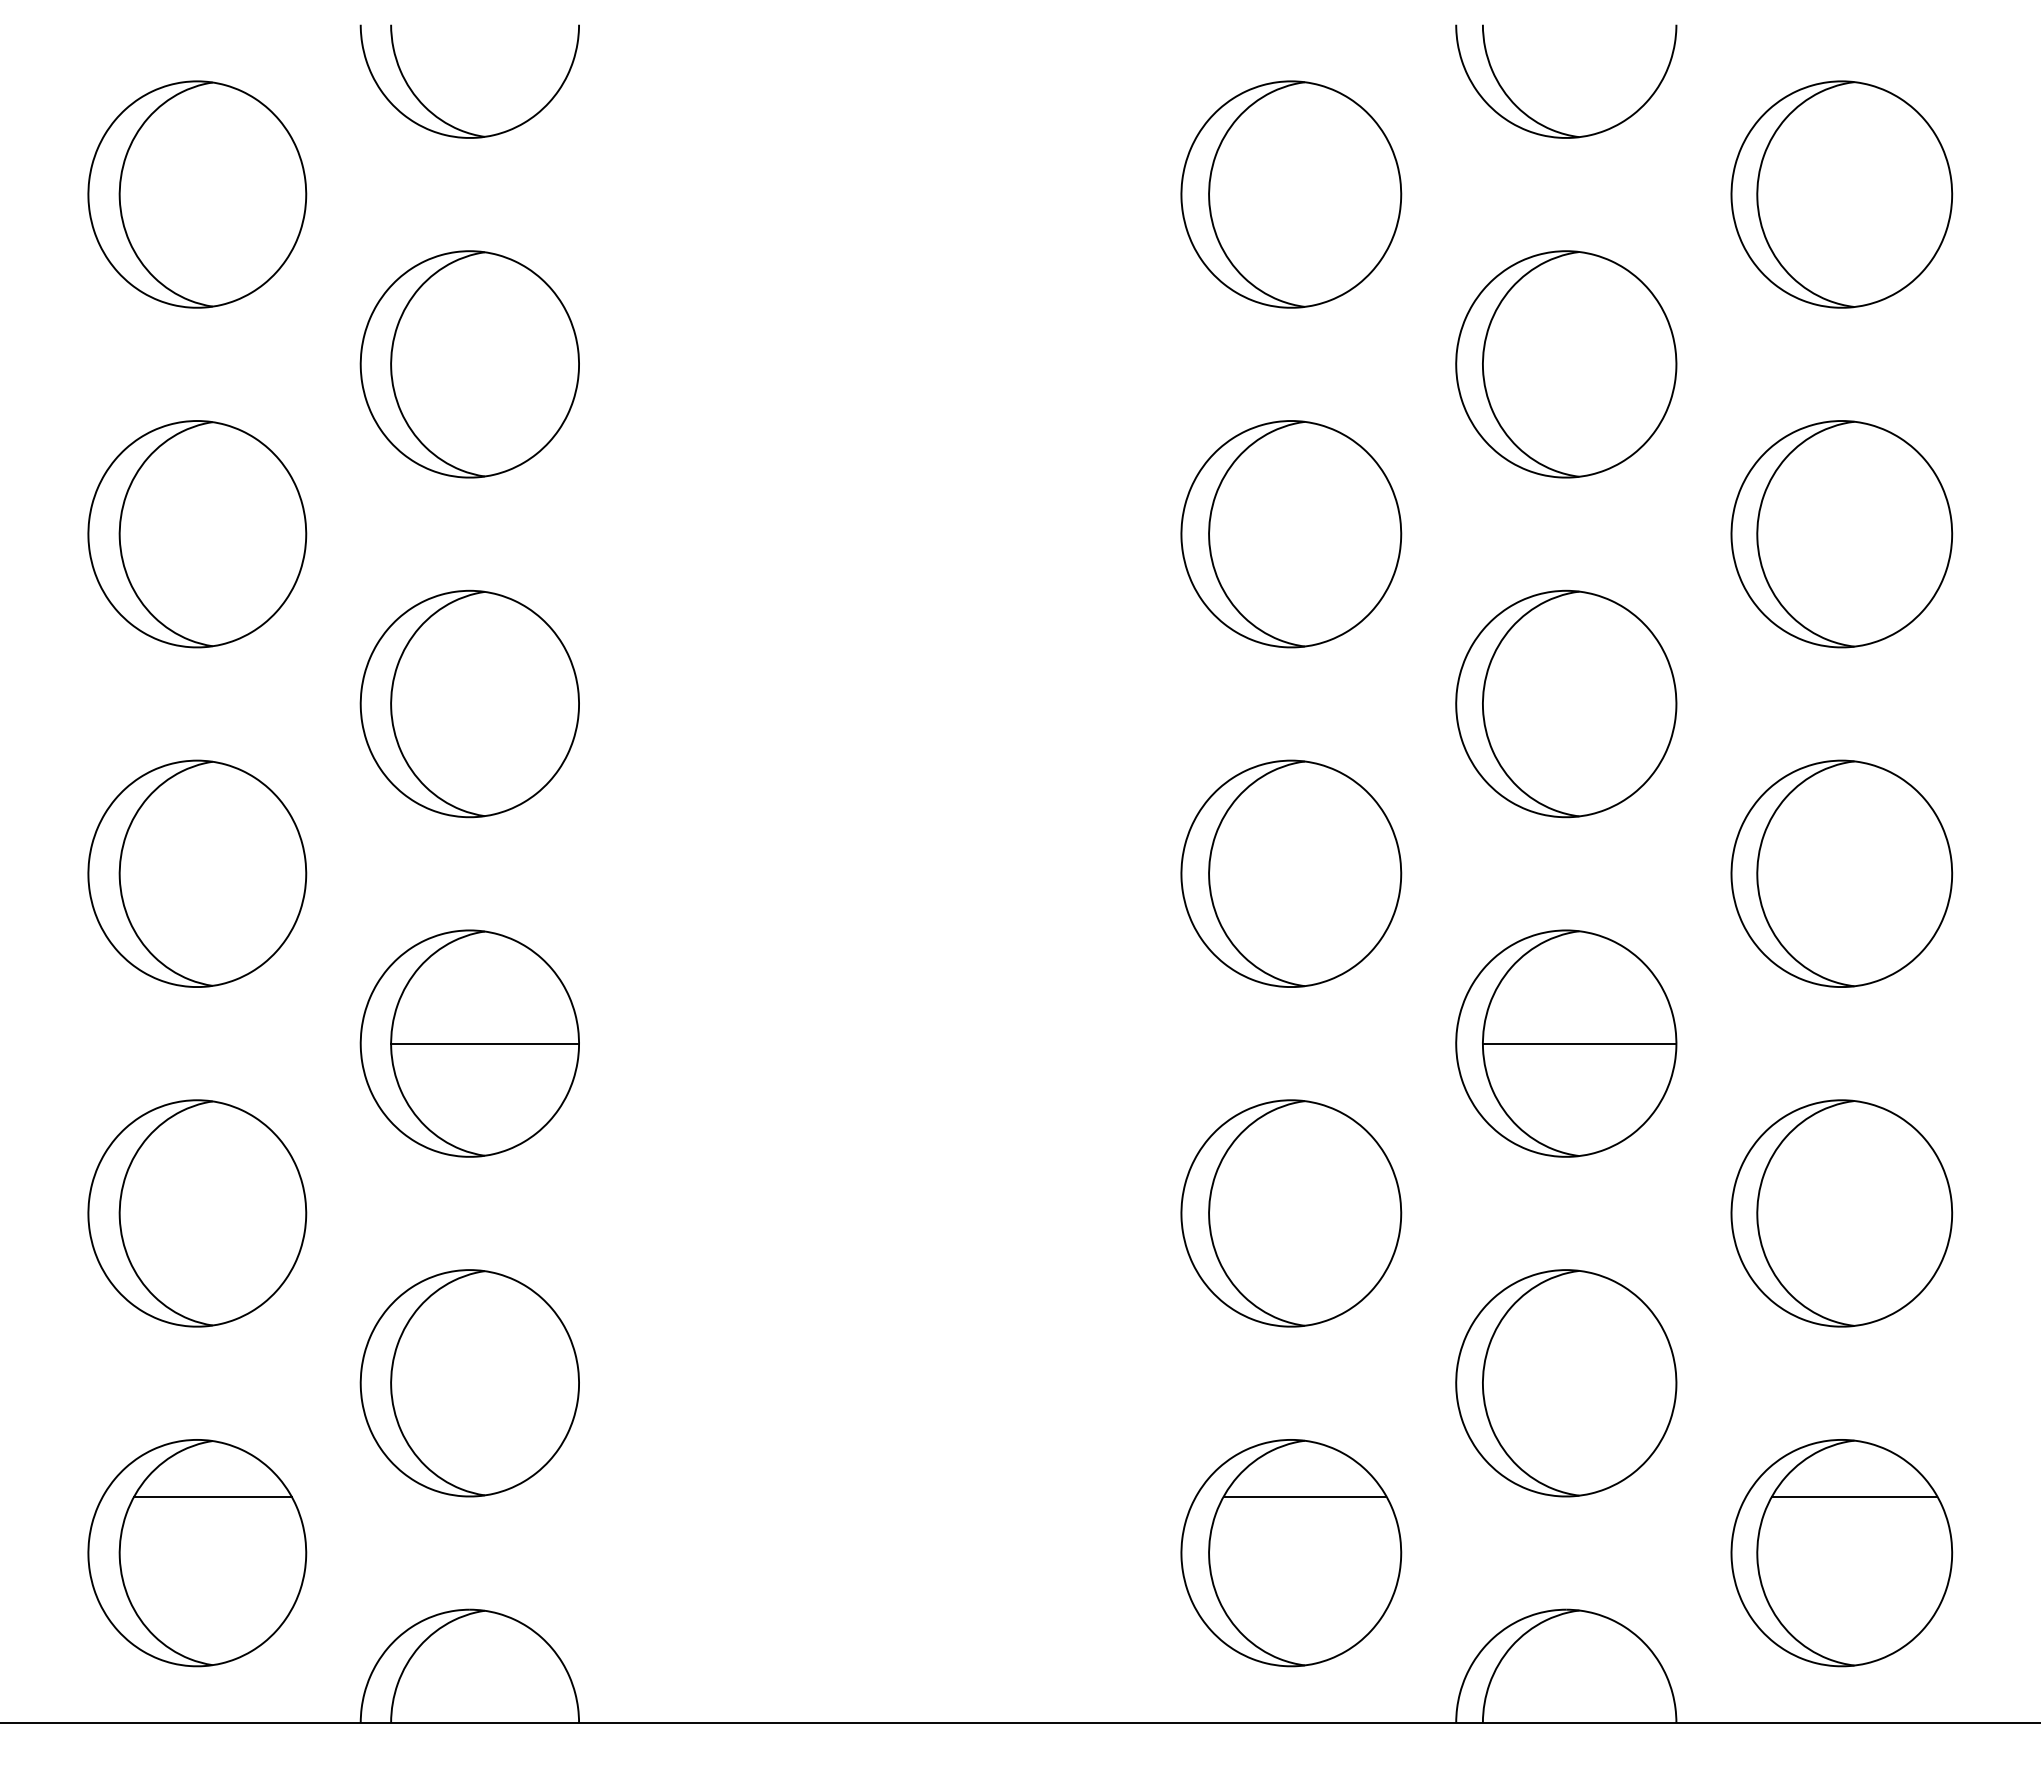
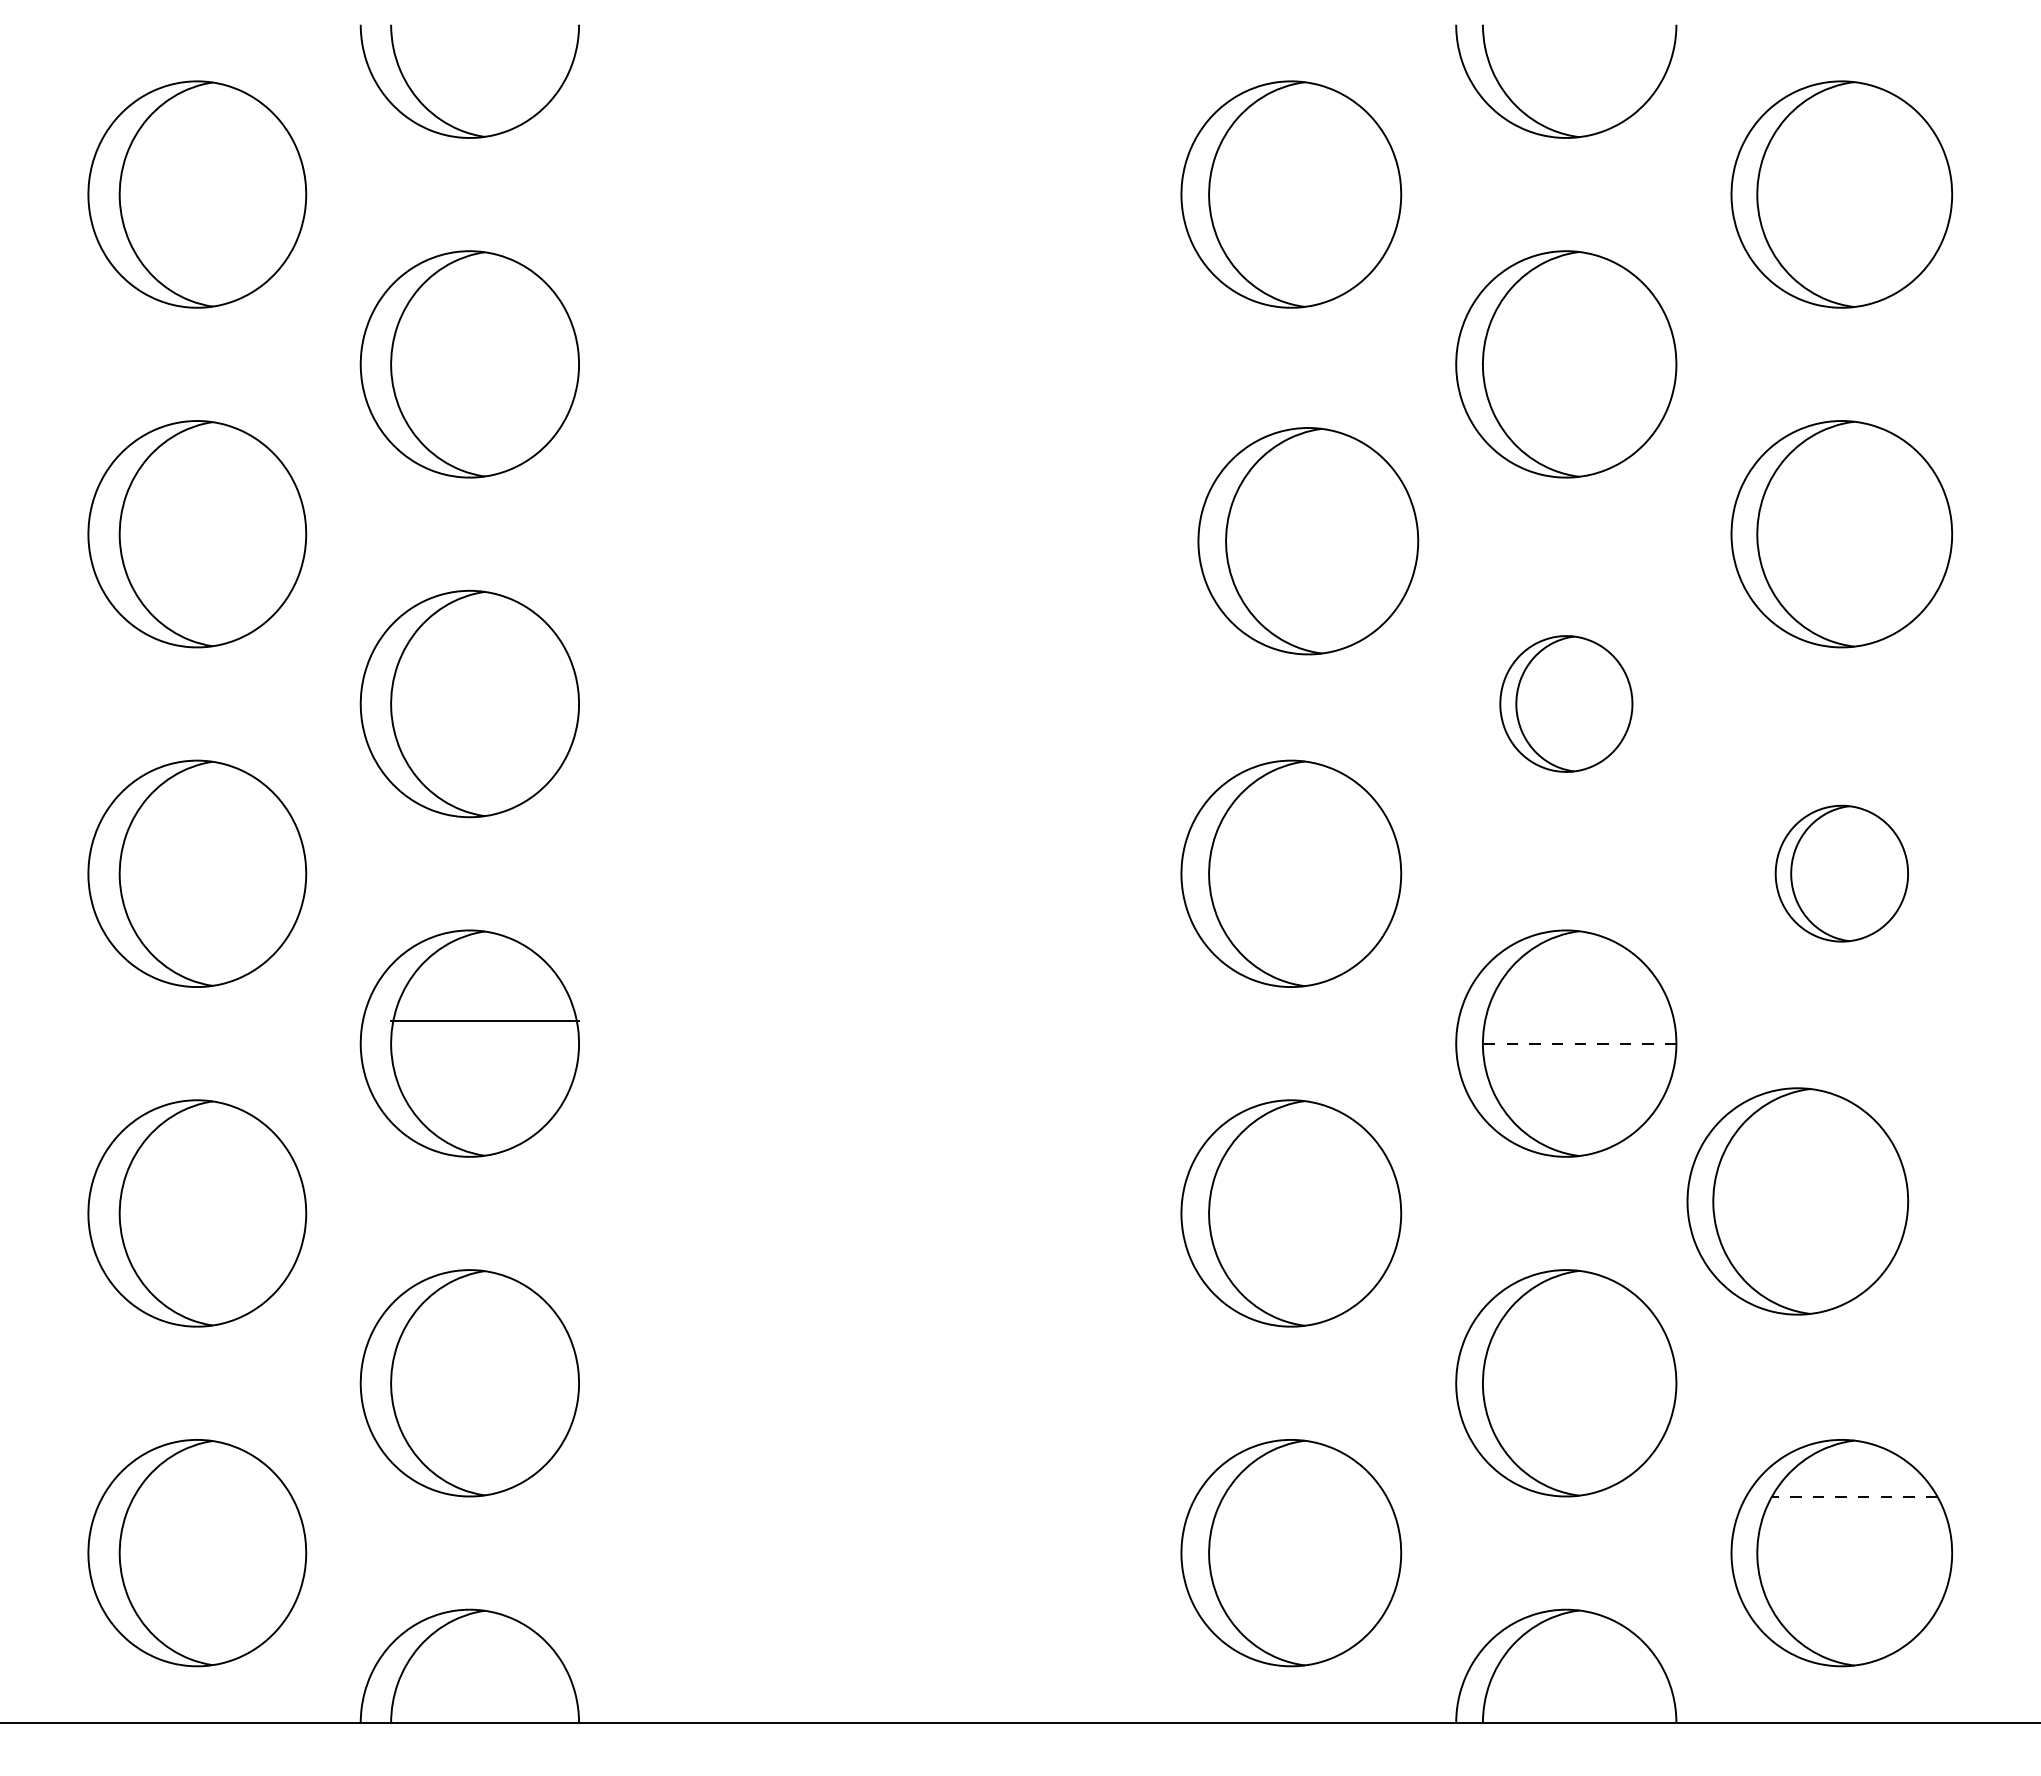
part position: (1291, 534) -> (1308, 541) (1308, 541)
part size: 223x230 px -> 135x138 px (1566, 703)
part size: 224x229 px -> 135x139 px (1841, 873)
line position: (485, 1043) -> (485, 1020) (485, 1020)
line: solid -> dashed (1579, 1043)
part position: (1841, 1213) -> (1797, 1201) (1797, 1201)
line: present -> none (212, 1496)
line: present -> none (1304, 1496)
line: solid -> dashed (1854, 1496)
